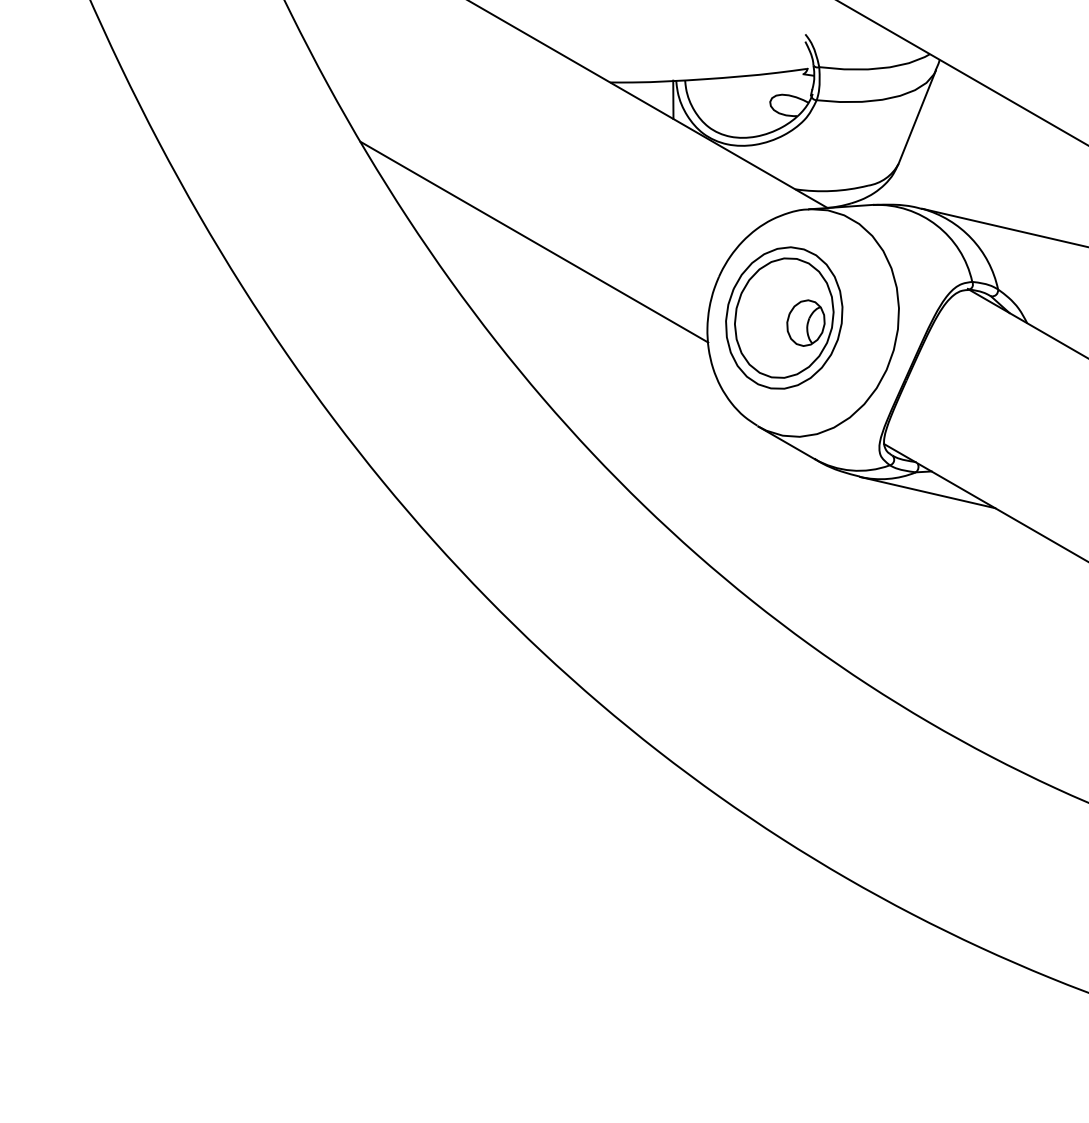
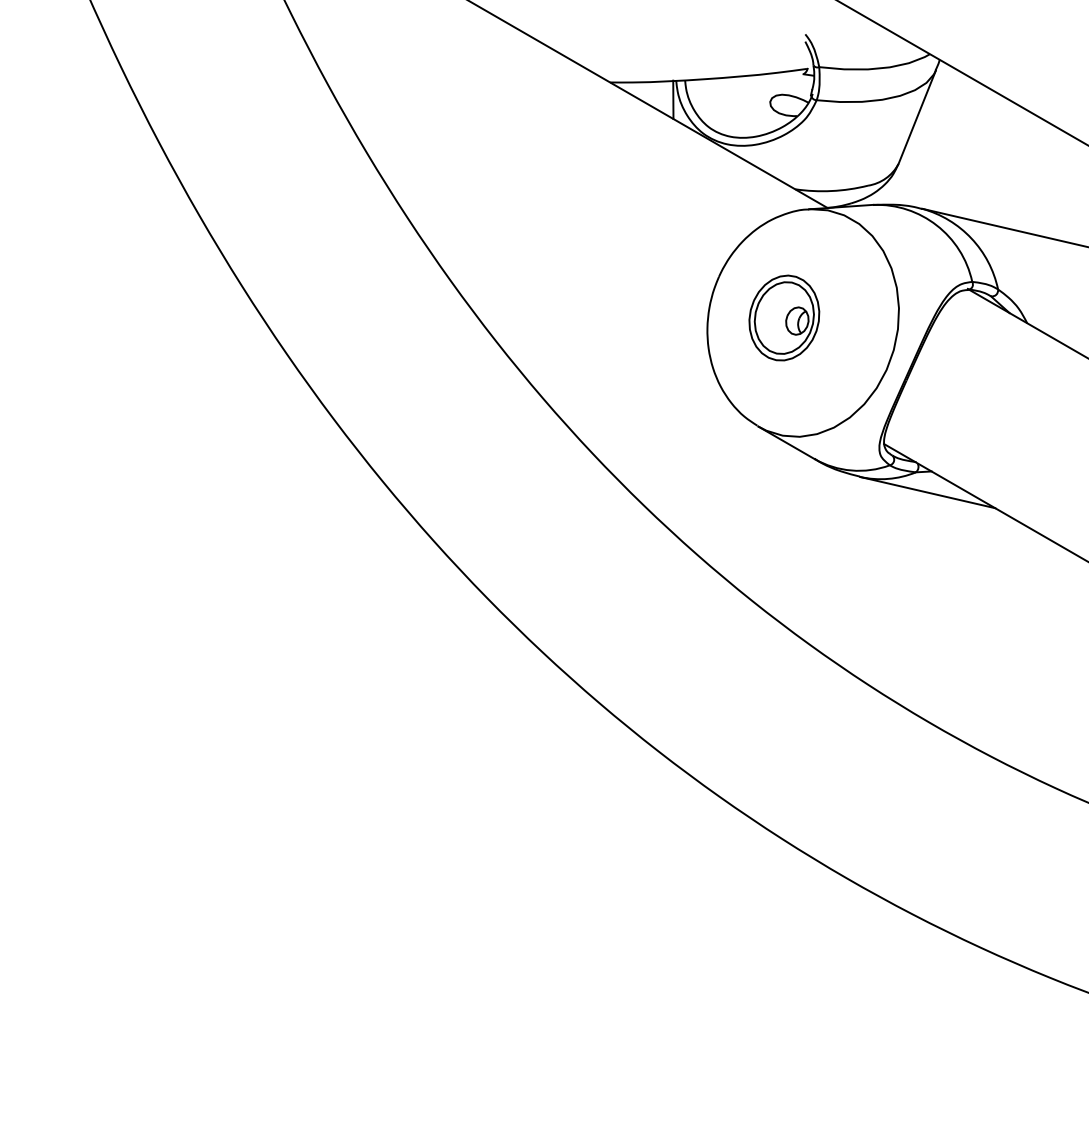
line: present -> none (534, 241)
part size: 119x144 px -> 73x88 px (784, 317)
